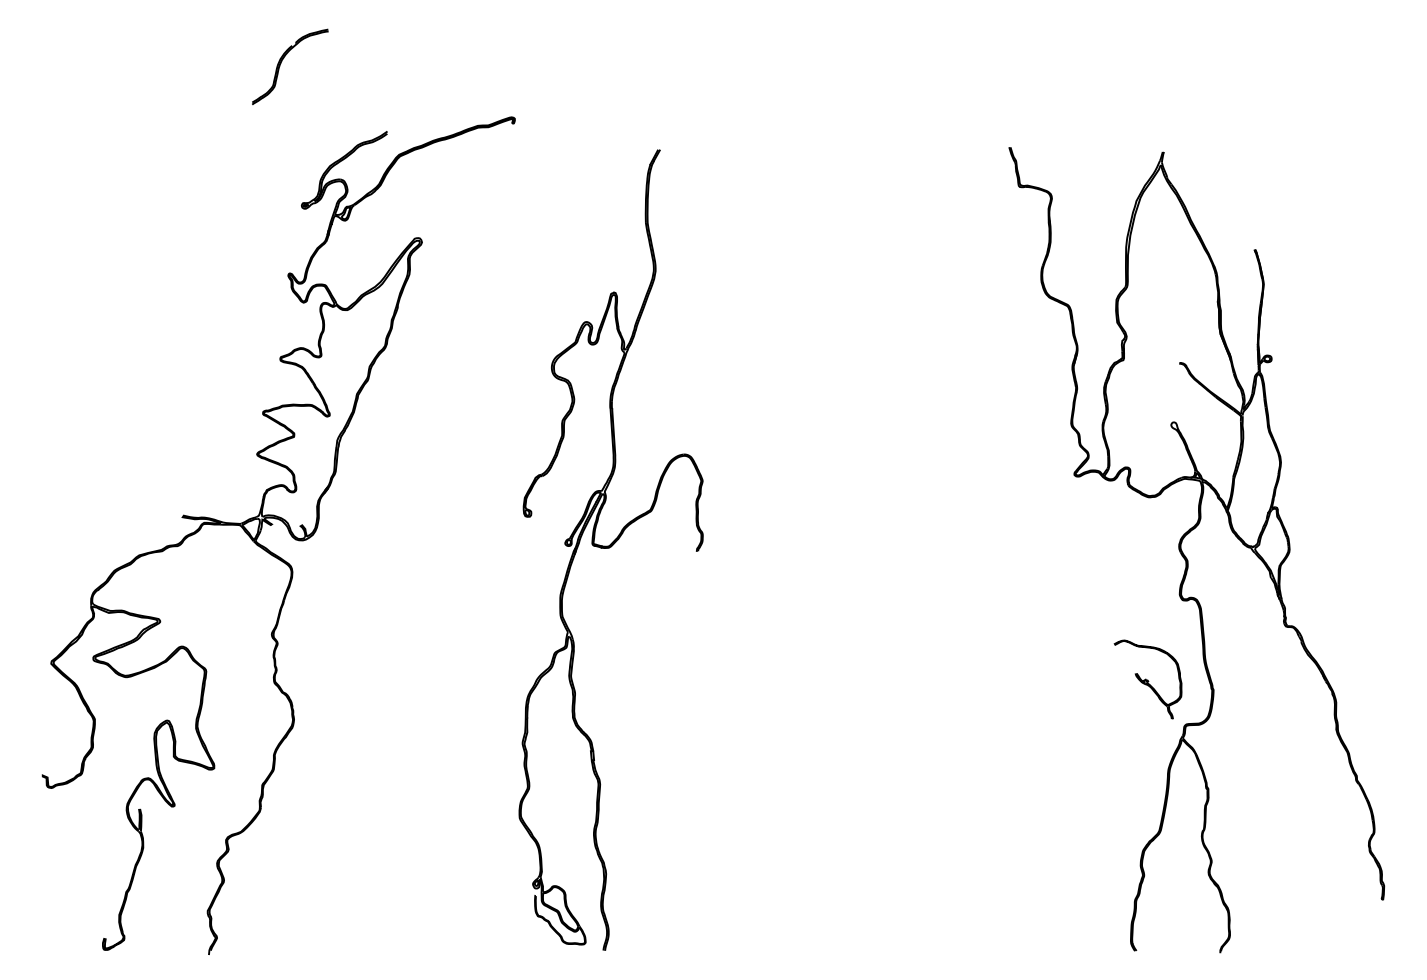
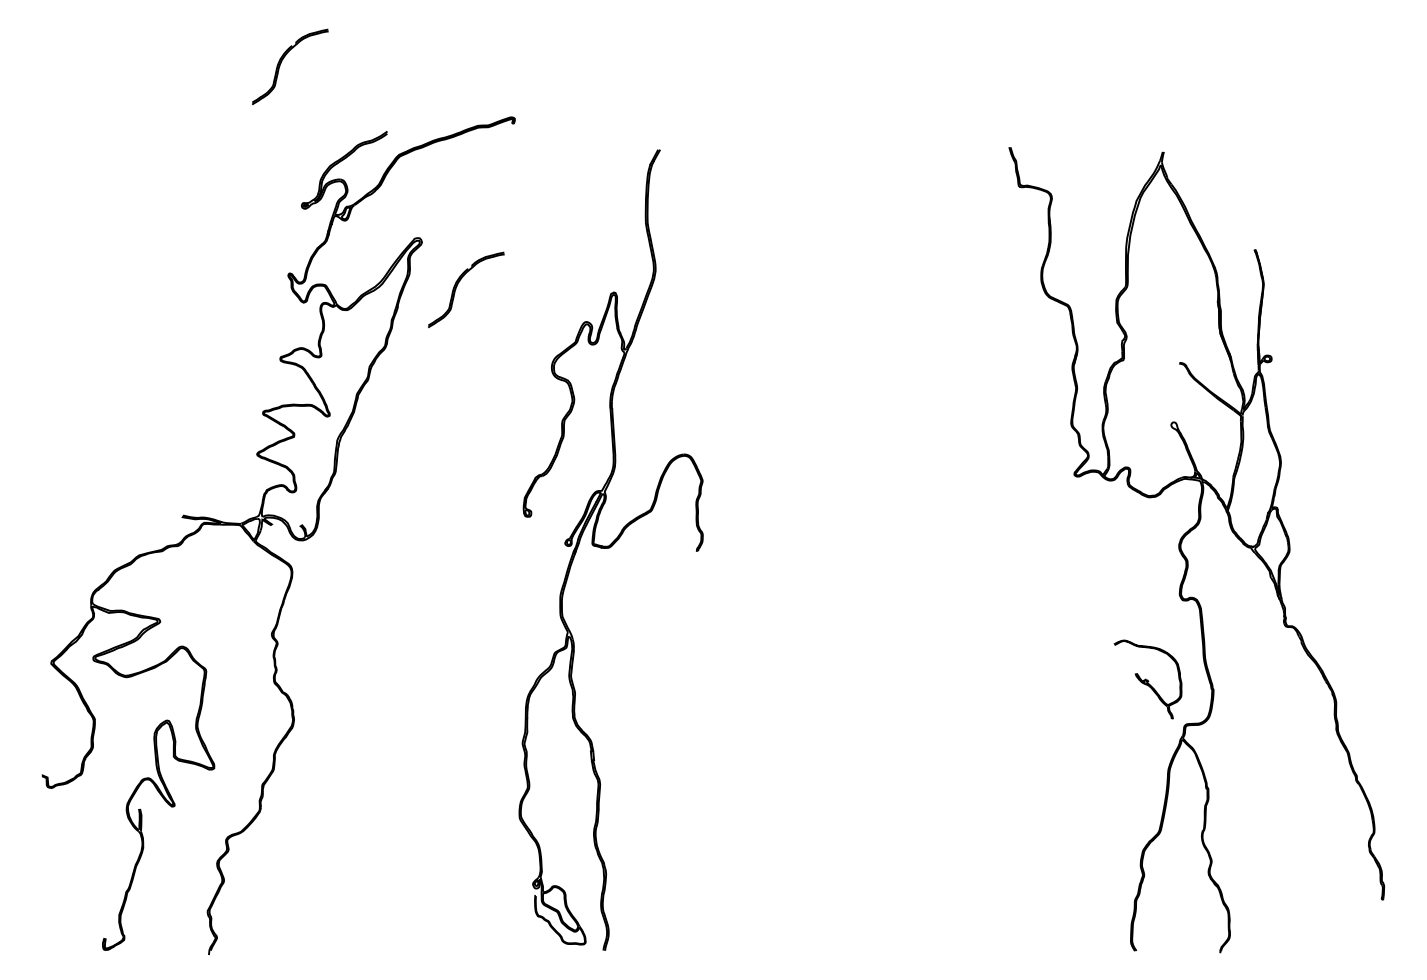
part: none -> present (458, 284)
